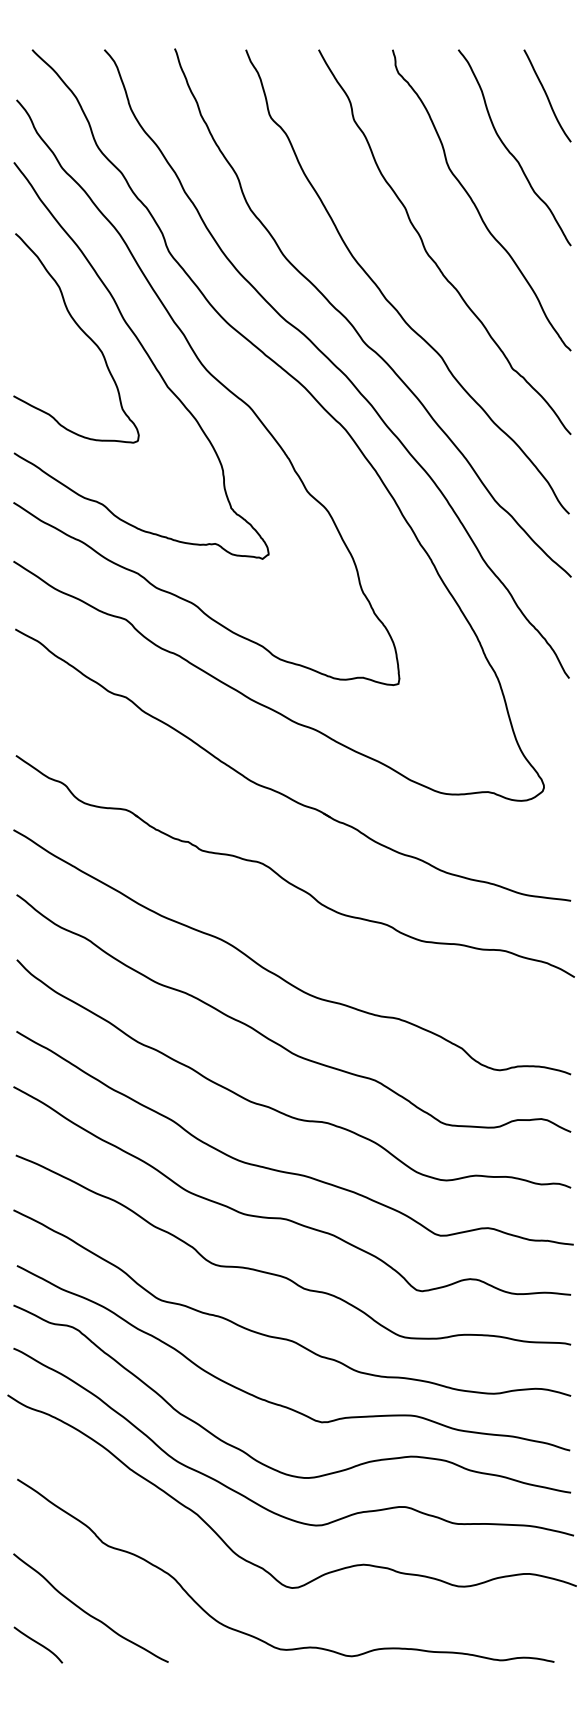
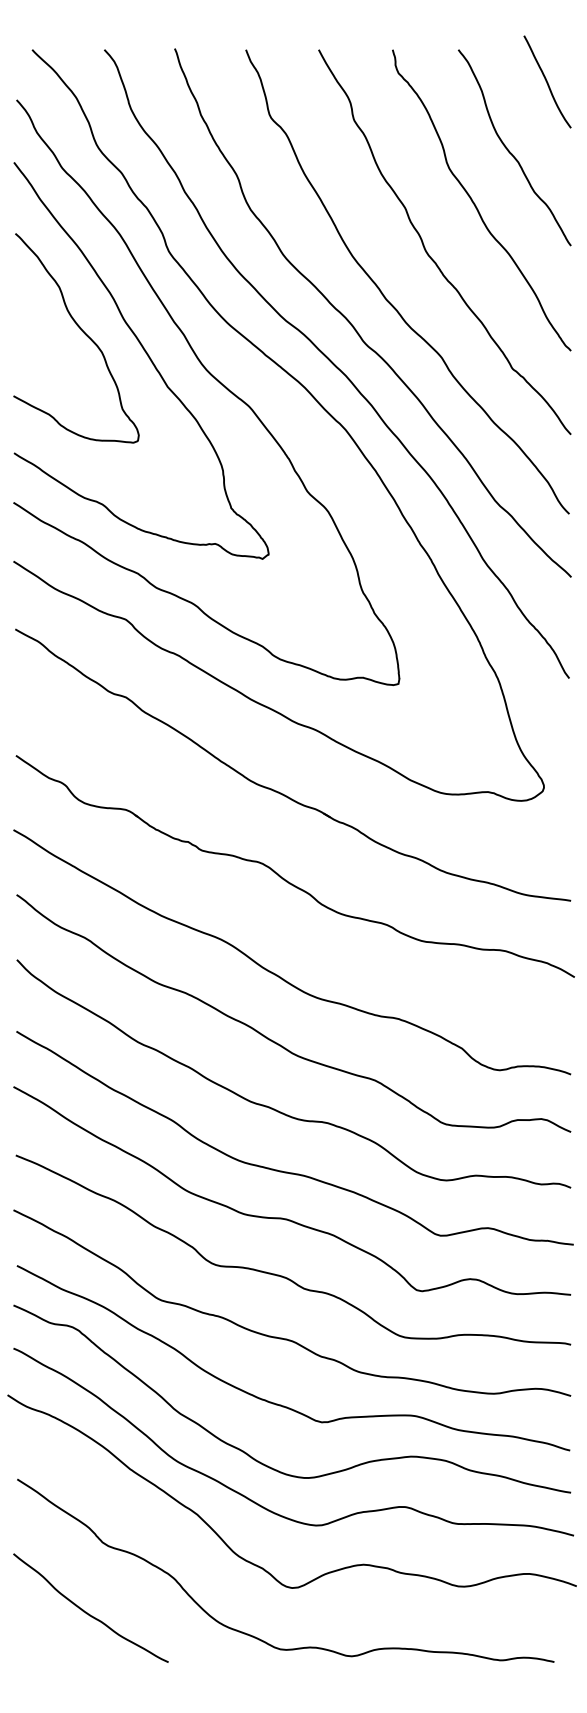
curve position: (547, 95) -> (547, 81) (547, 81)
curve: present -> none (38, 1644)
